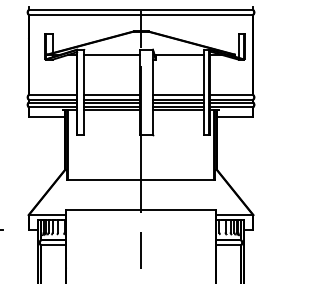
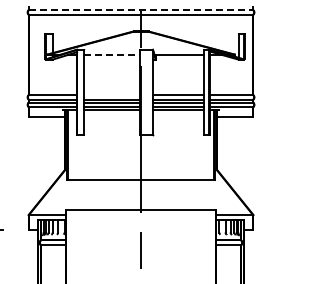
line: solid -> dashed (141, 10)
line: solid -> dashed (112, 54)
line: present -> none (112, 95)
